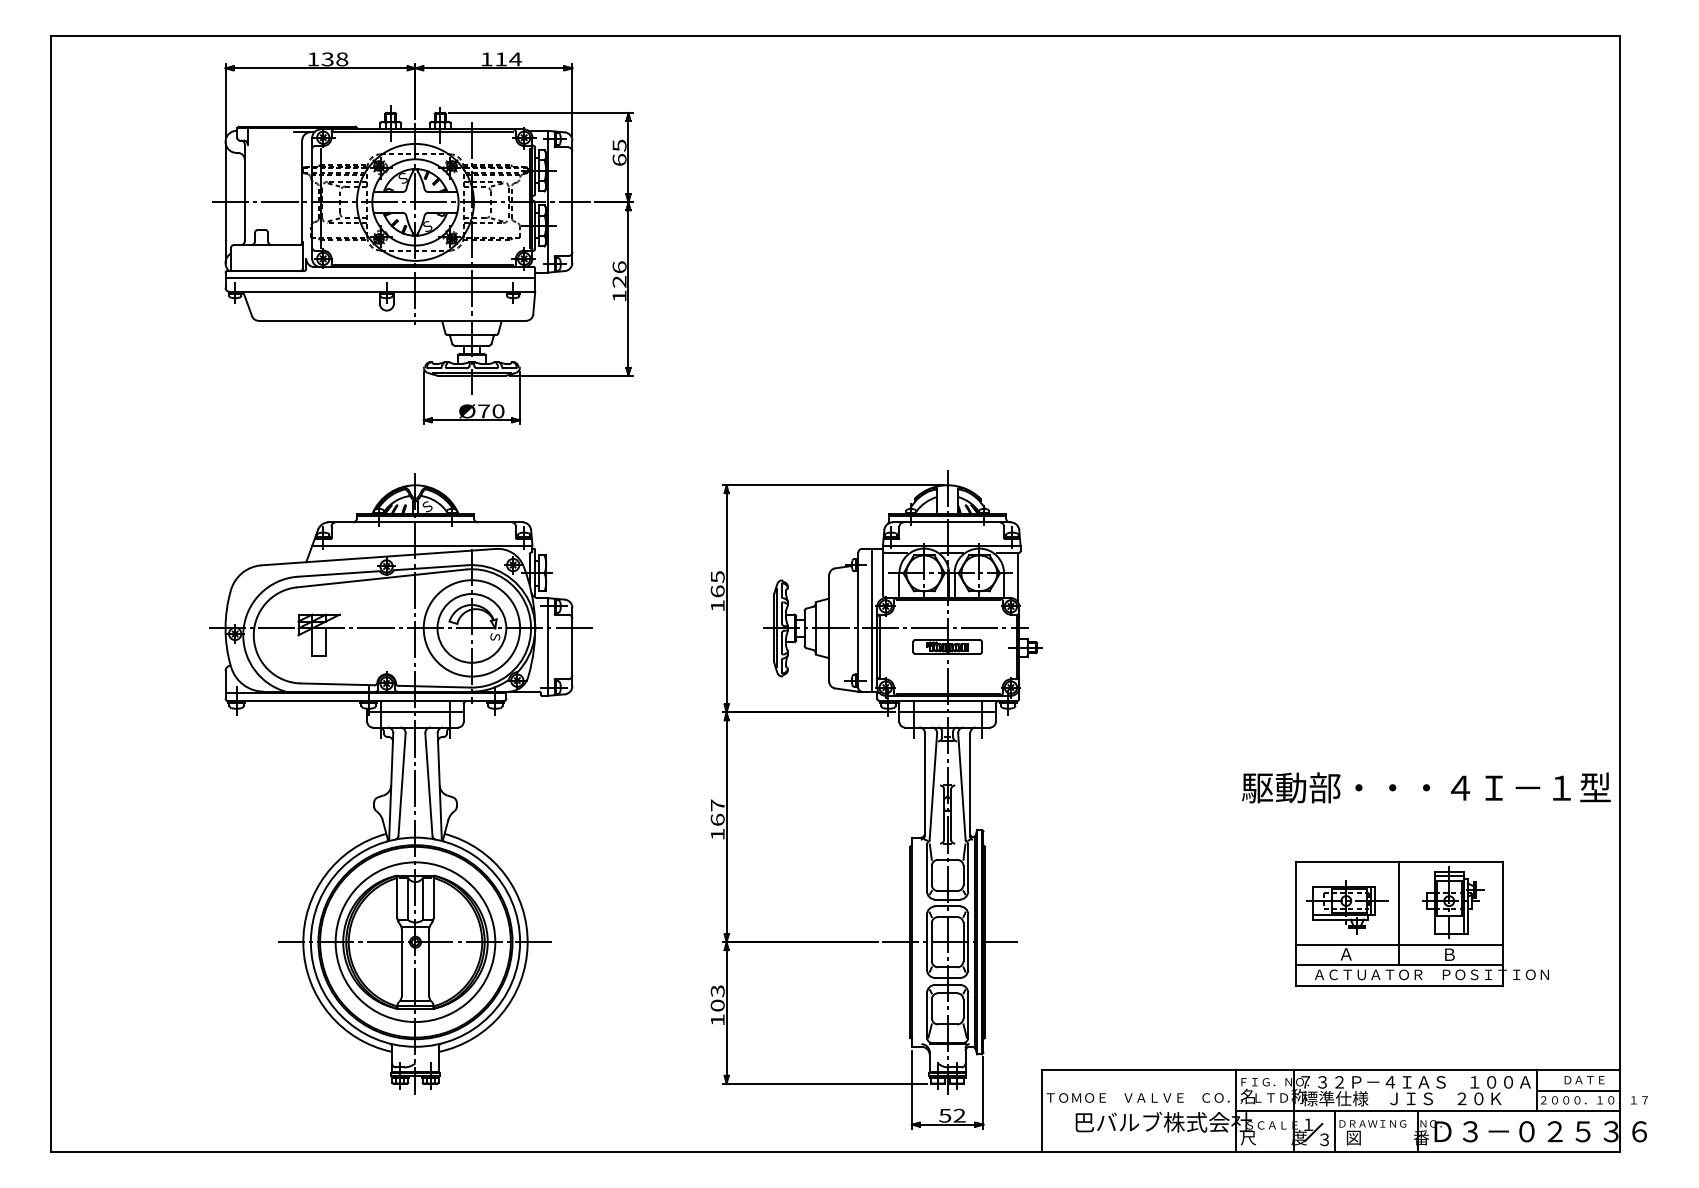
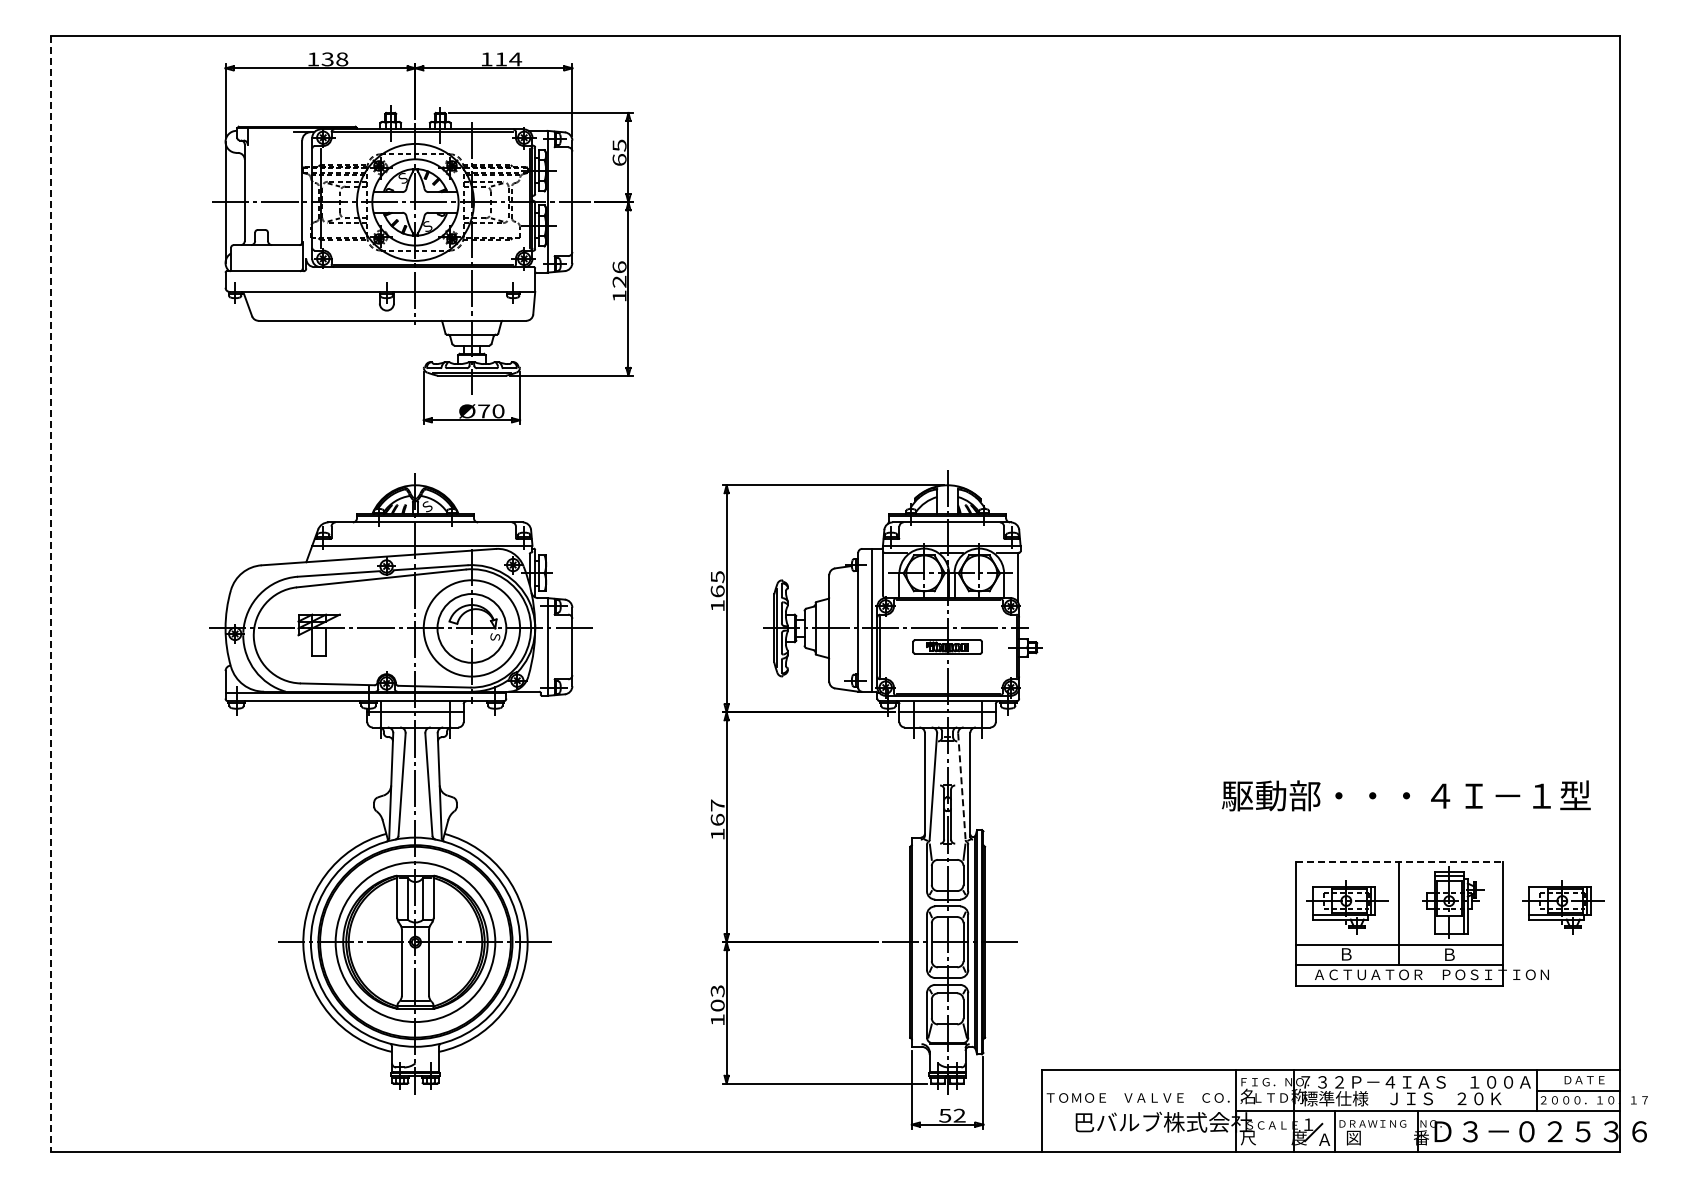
line: present -> none (380, 278)
line: solid -> dashed (50, 594)
line: solid -> dashed (961, 787)
text position: (1426, 787) -> (1406, 795) (1406, 795)
line: solid -> dashed (1399, 862)
part: none -> present (1563, 907)
text: Ａ -> Ｂ (1345, 954)
text: ３ -> Ａ (1324, 1139)
